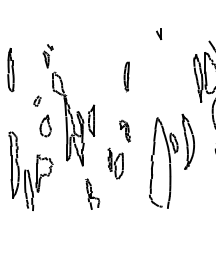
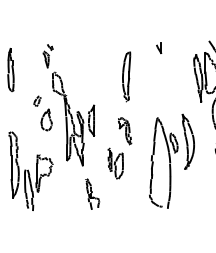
part position: (159, 33) -> (159, 47) (159, 47)
part size: 7x32 px -> 10x52 px (126, 76)
part position: (45, 125) -> (46, 119) (46, 119)
part size: 12x24 px -> 15x29 px (125, 131)
